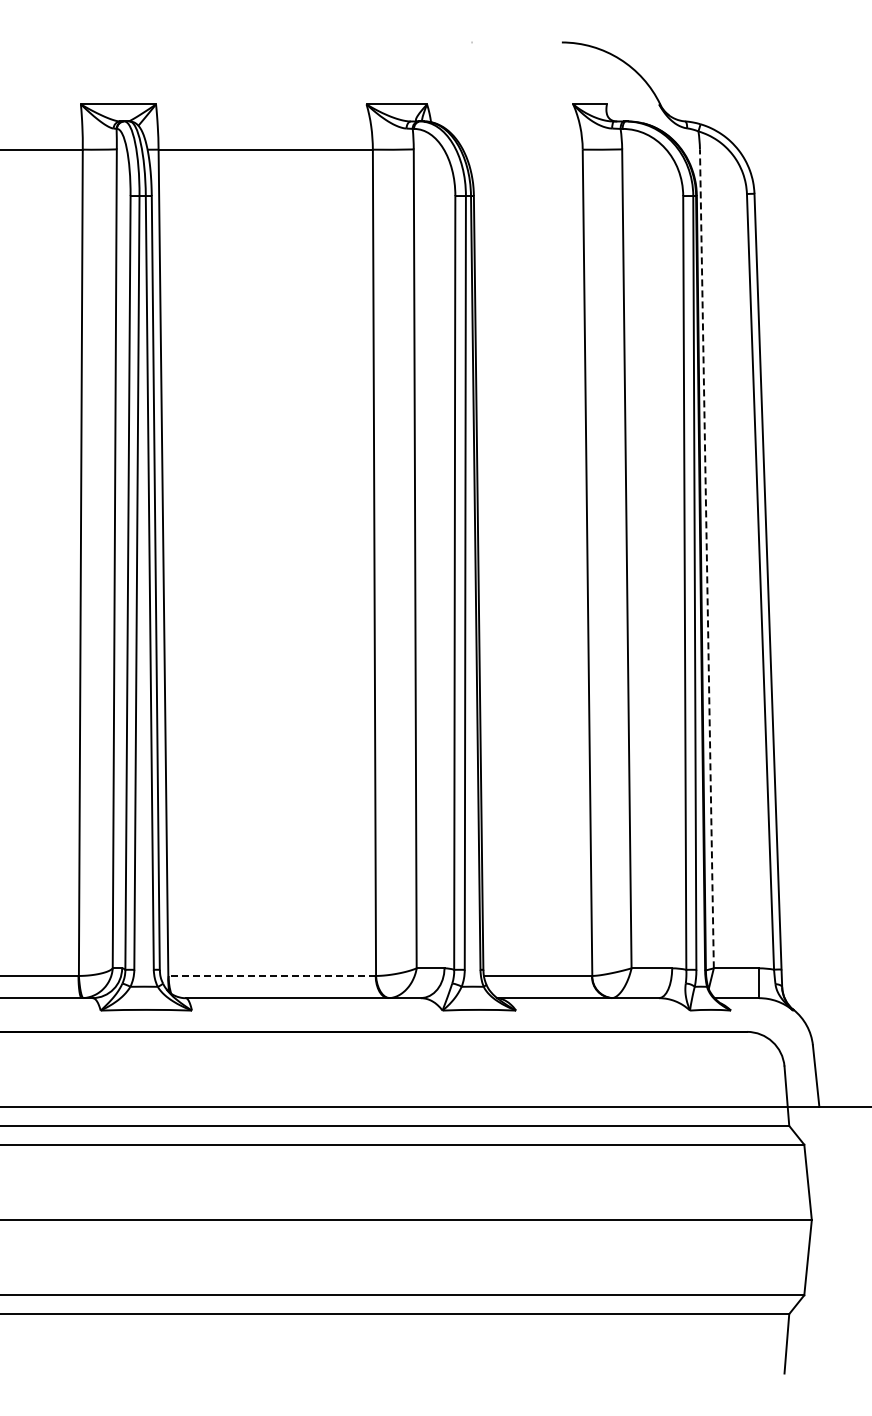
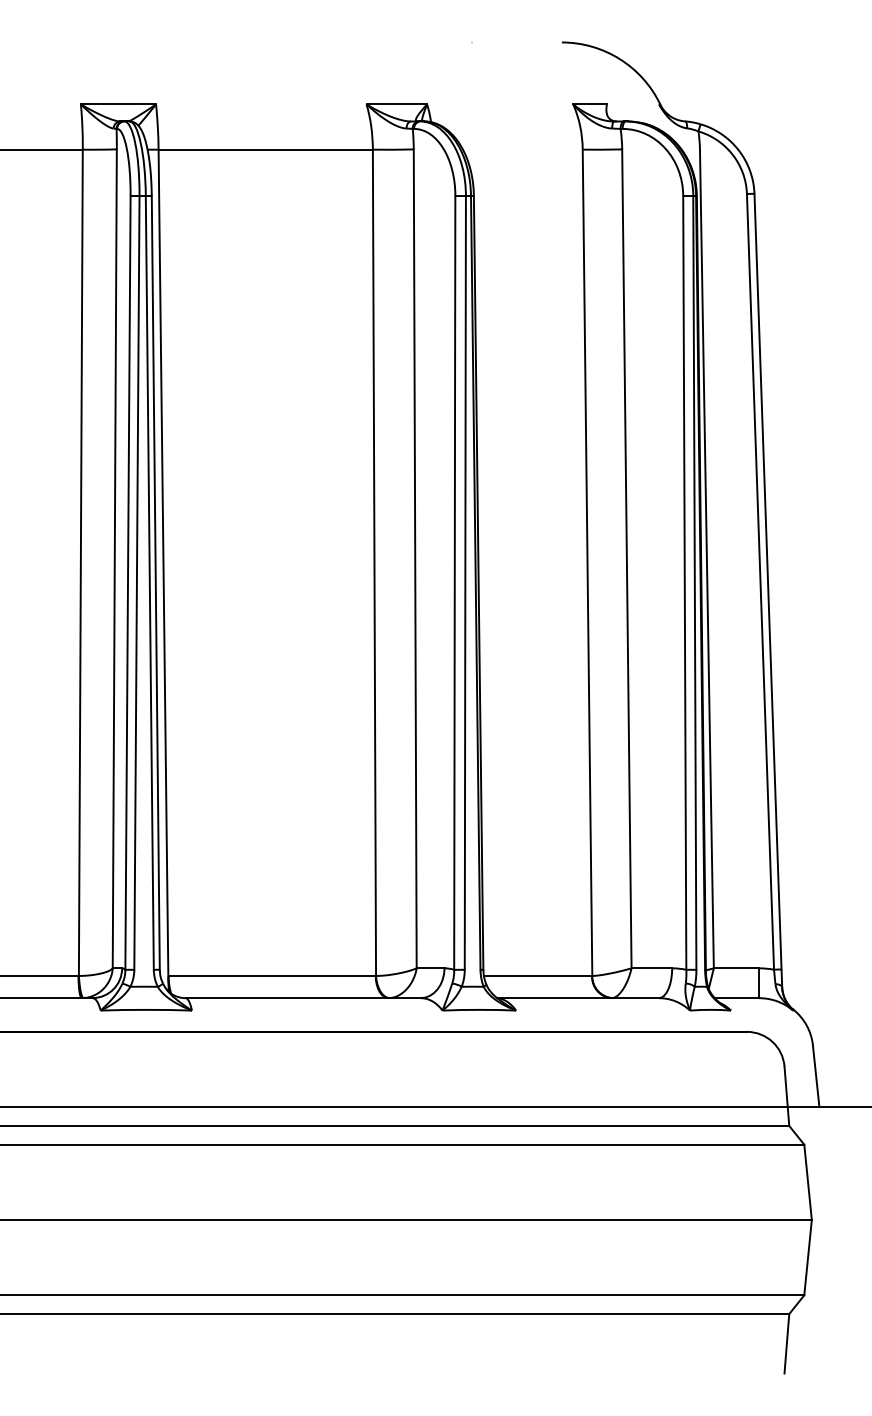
line: dashed -> solid (706, 558)
line: dashed -> solid (271, 975)
